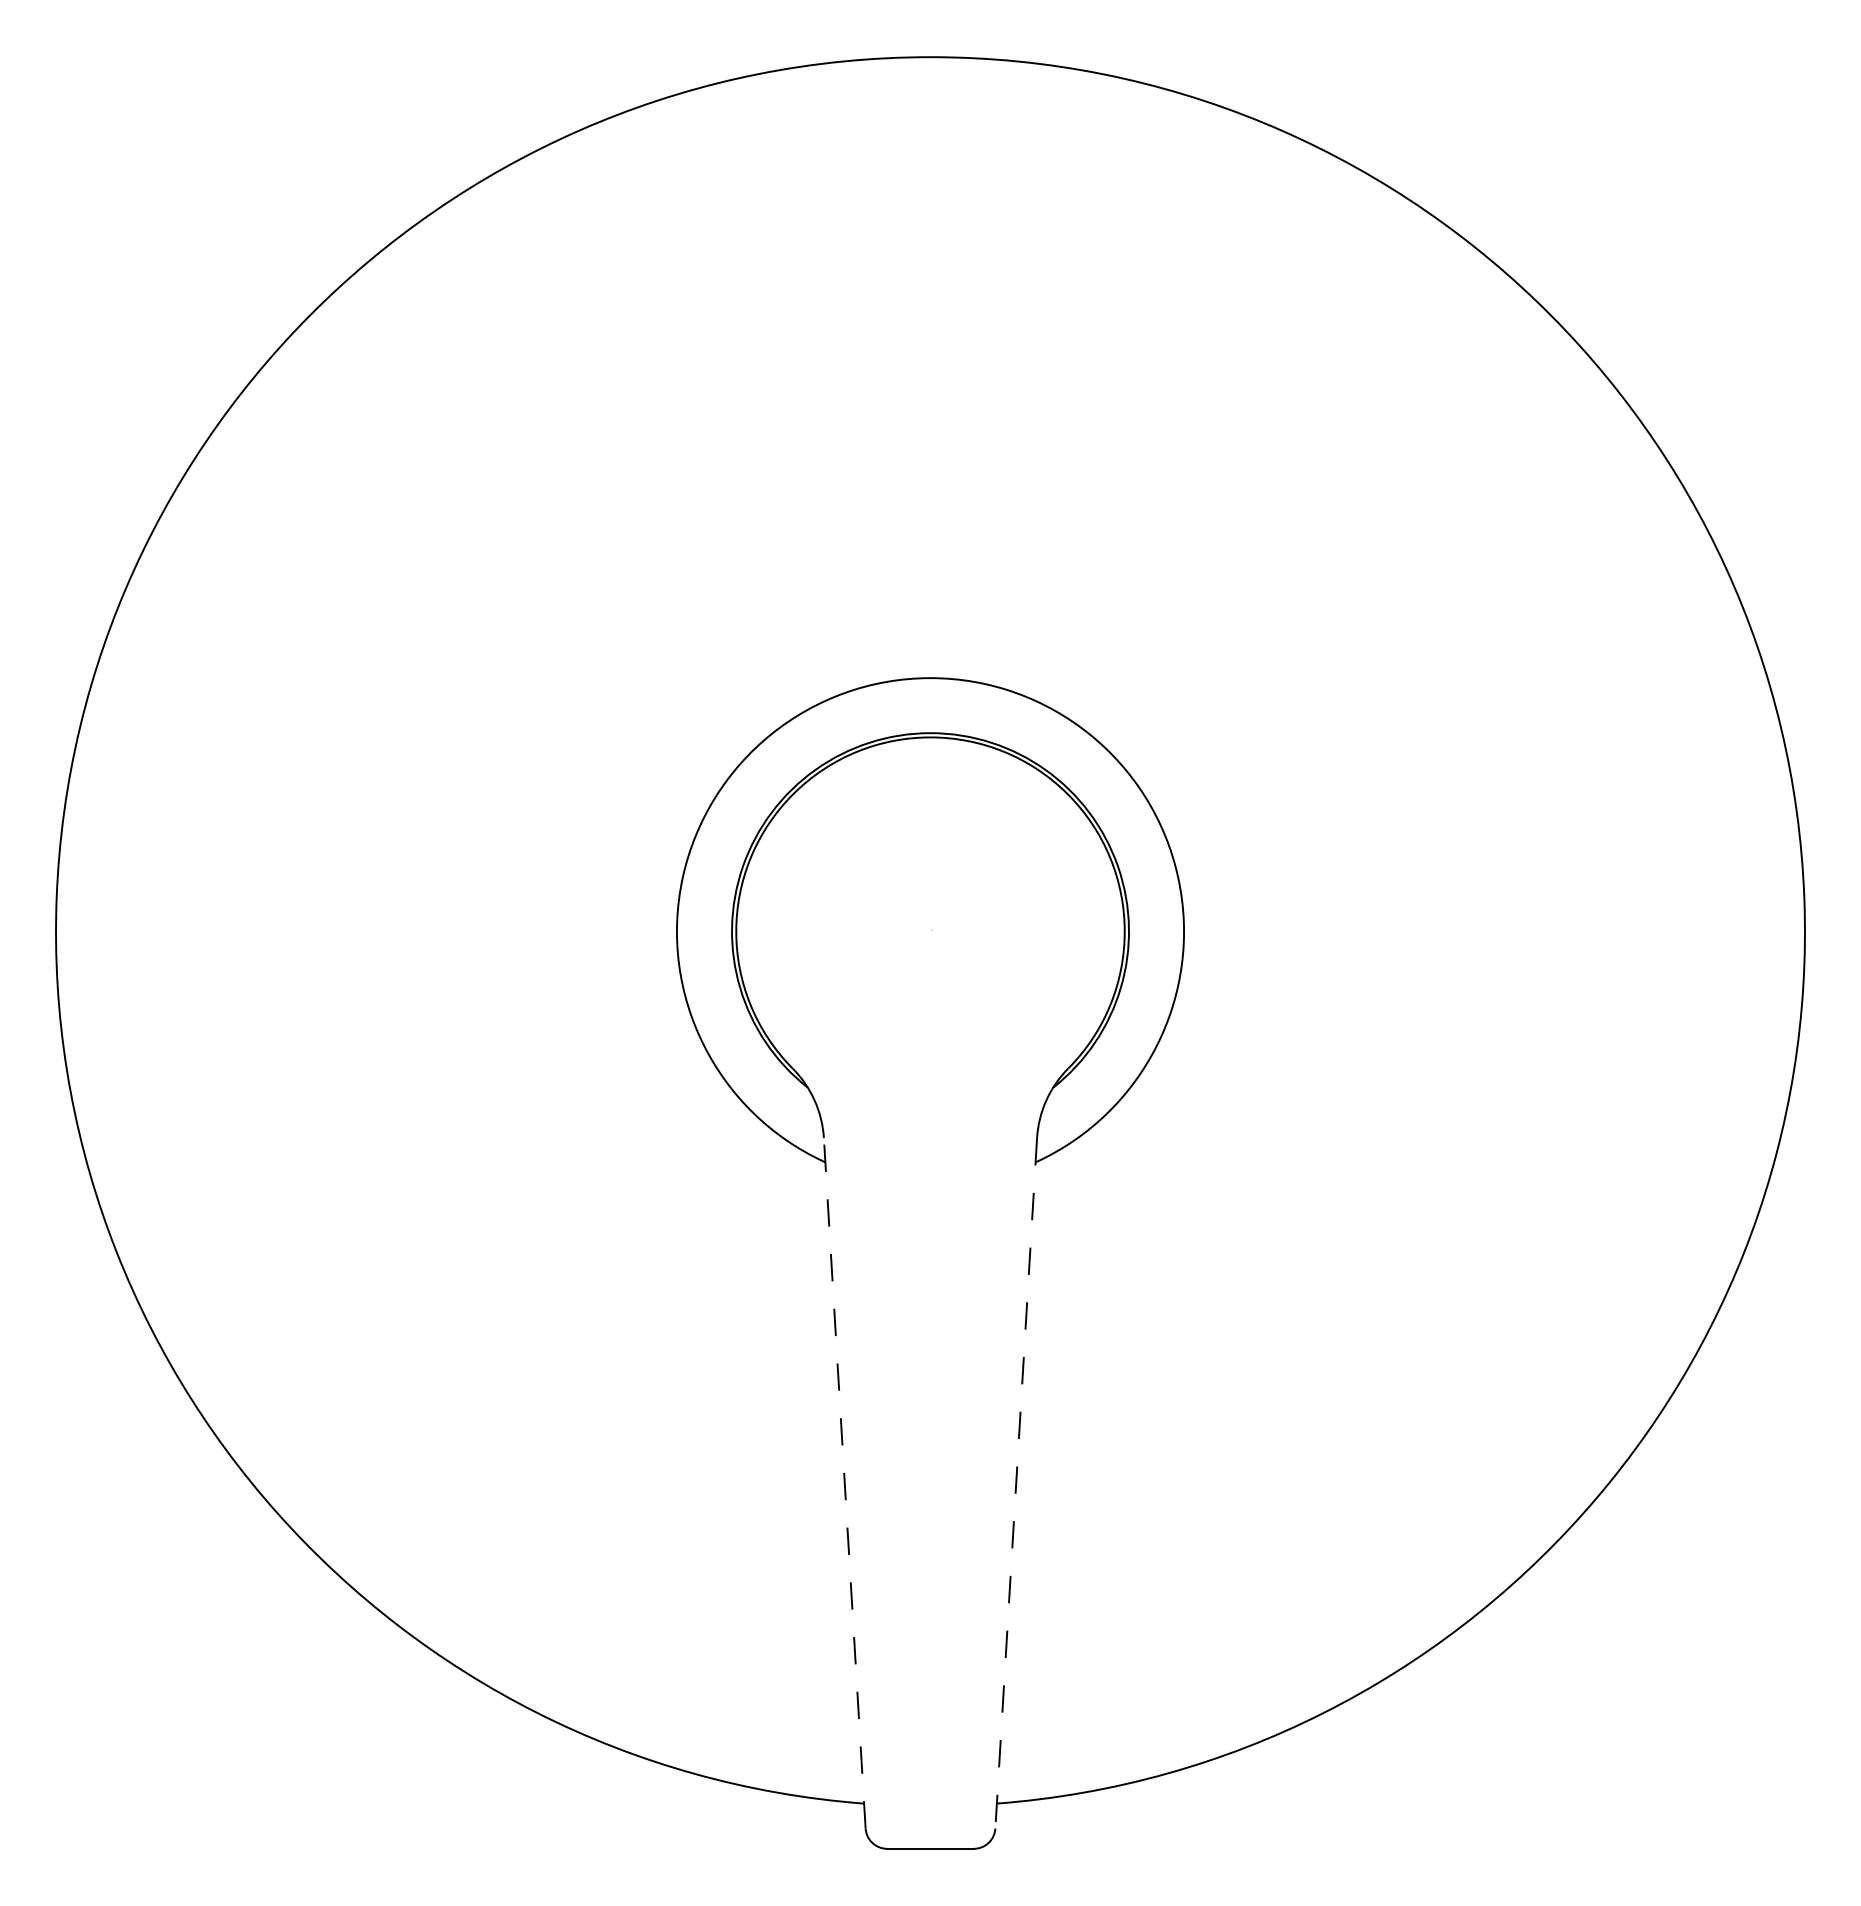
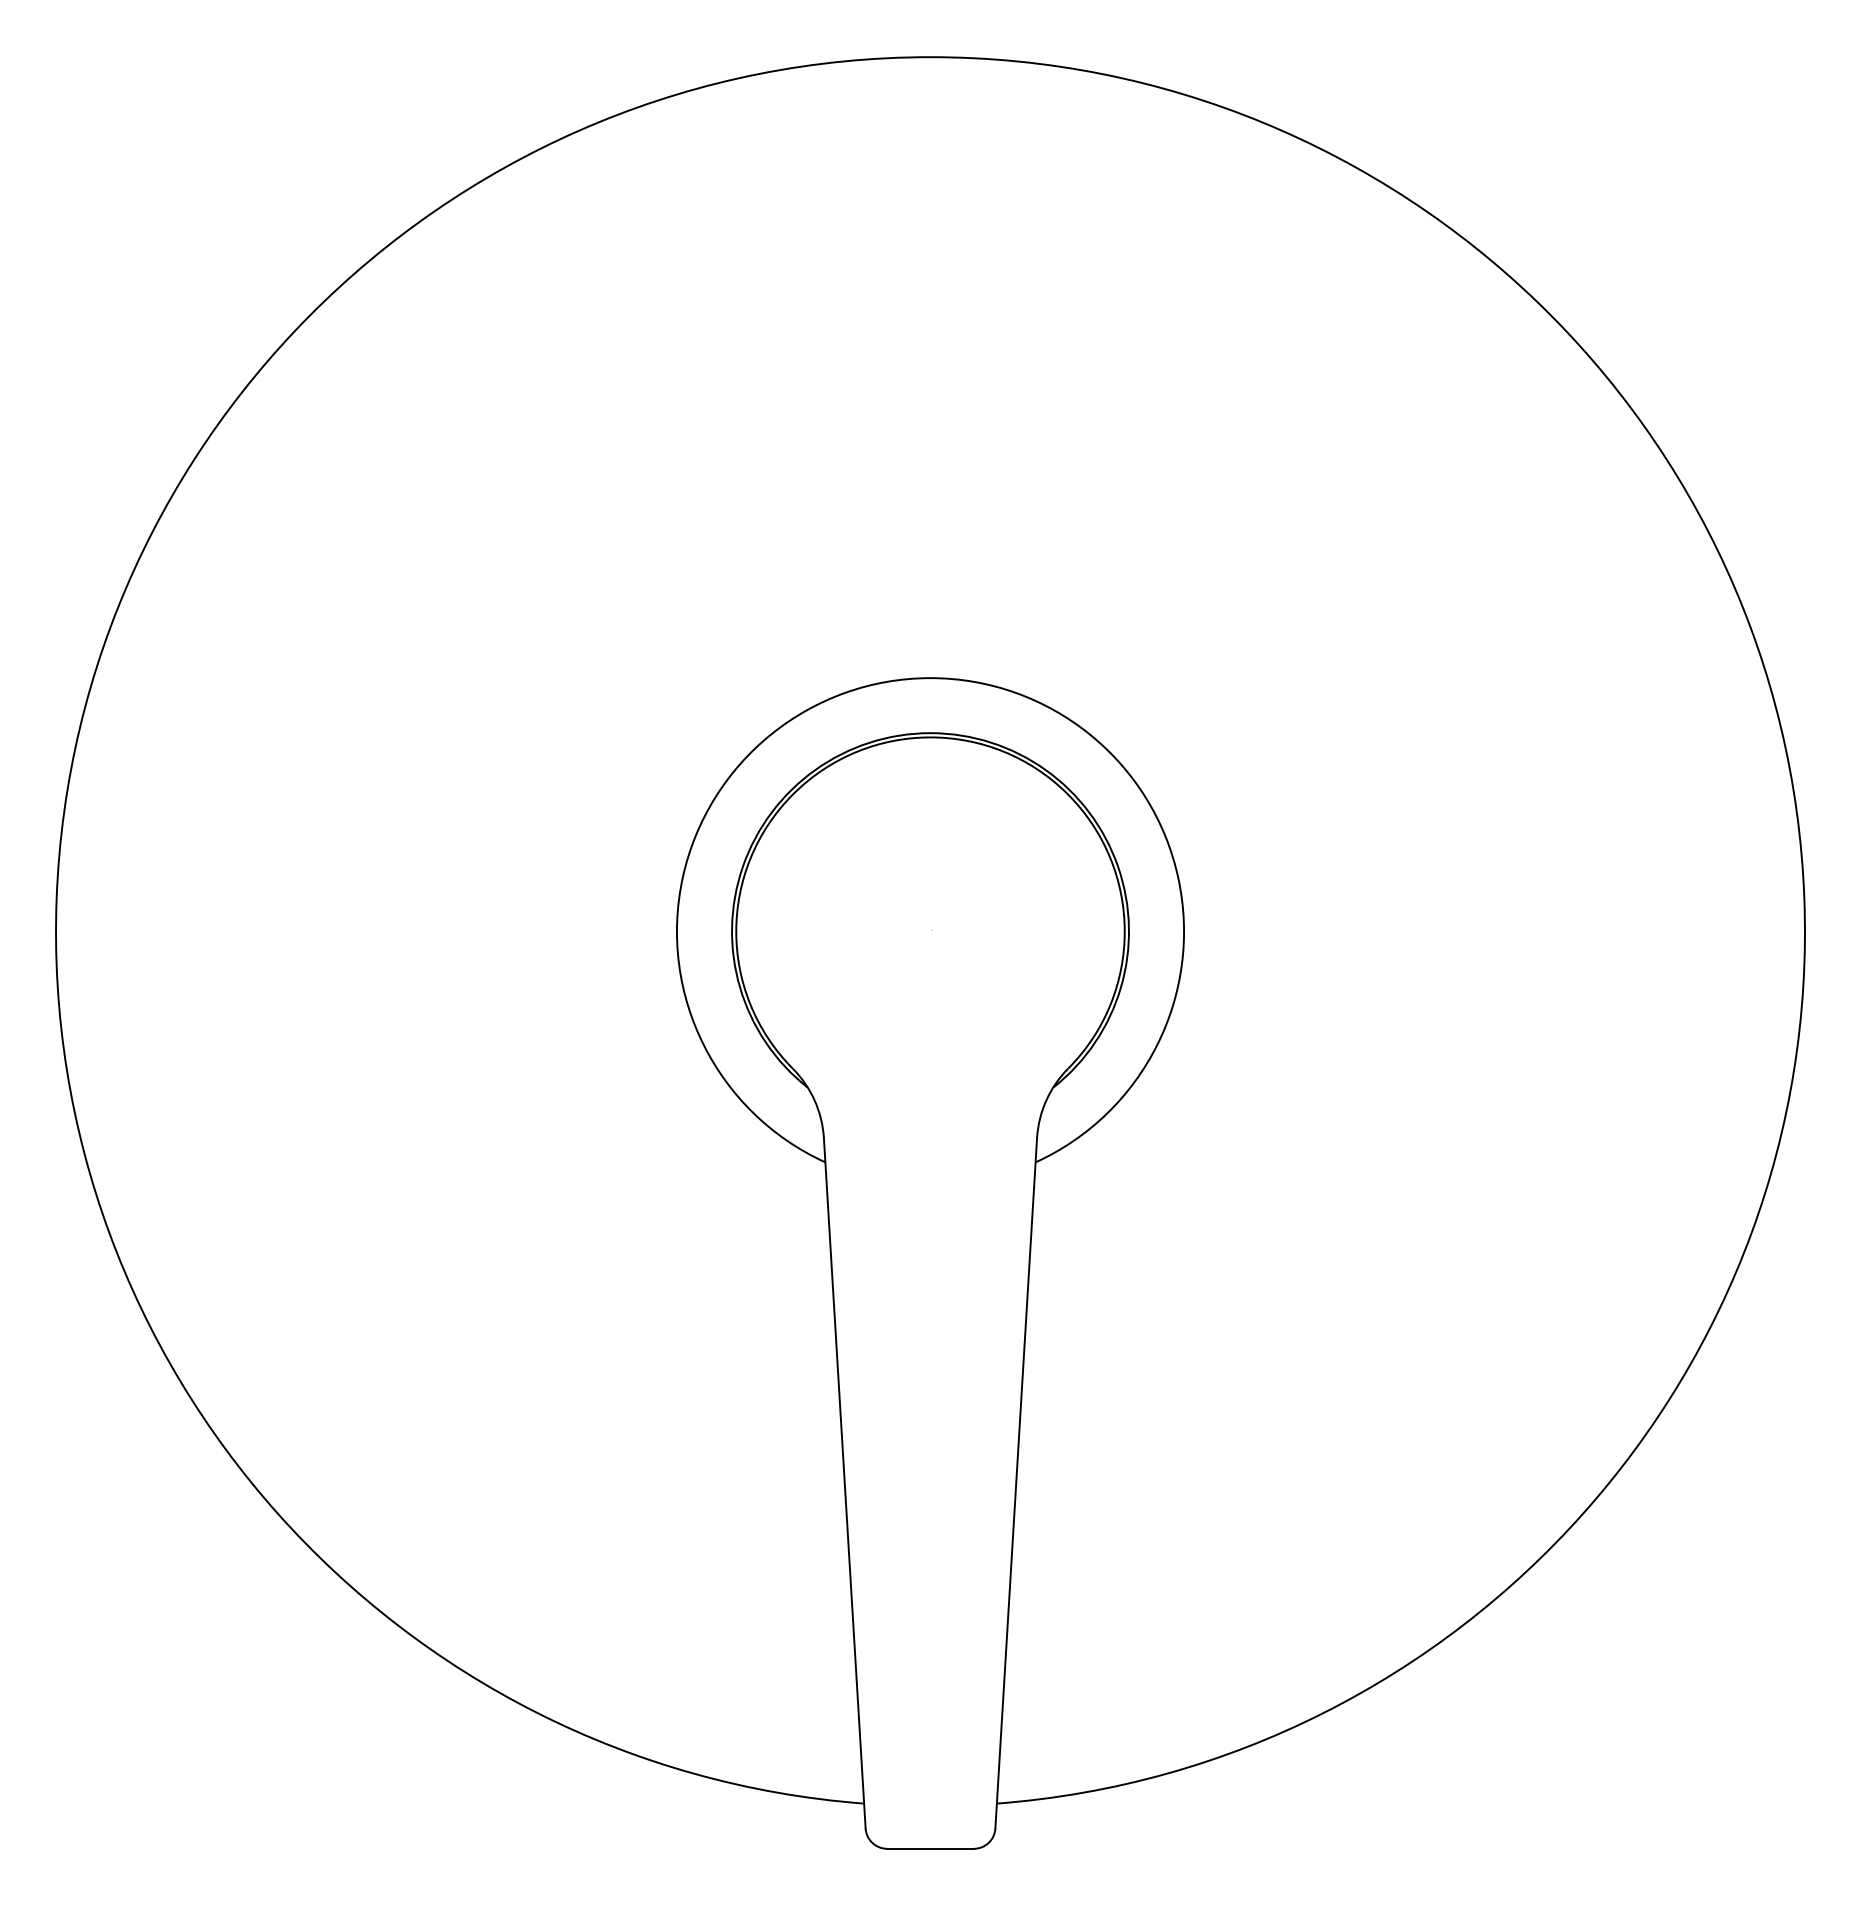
line: dashed -> solid (844, 1483)
line: dashed -> solid (1016, 1483)
